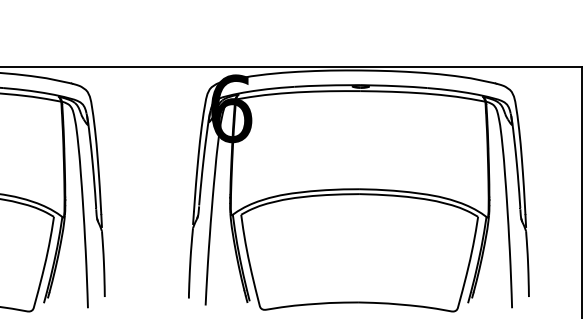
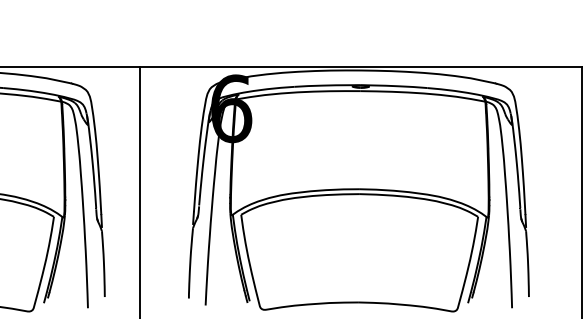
line: none -> present (139, 191)
